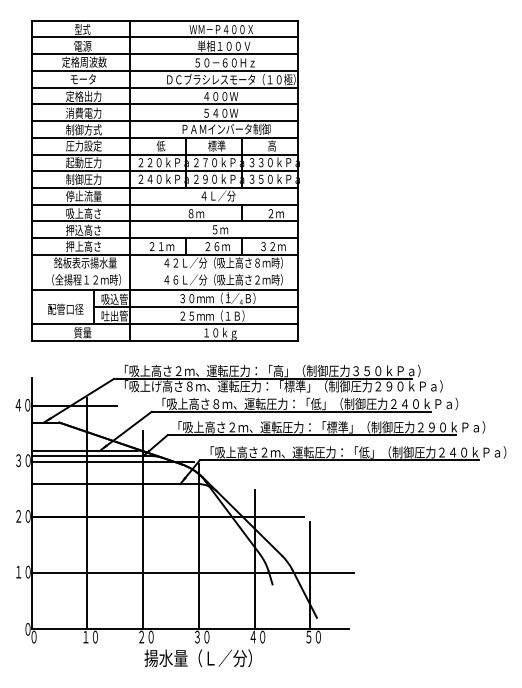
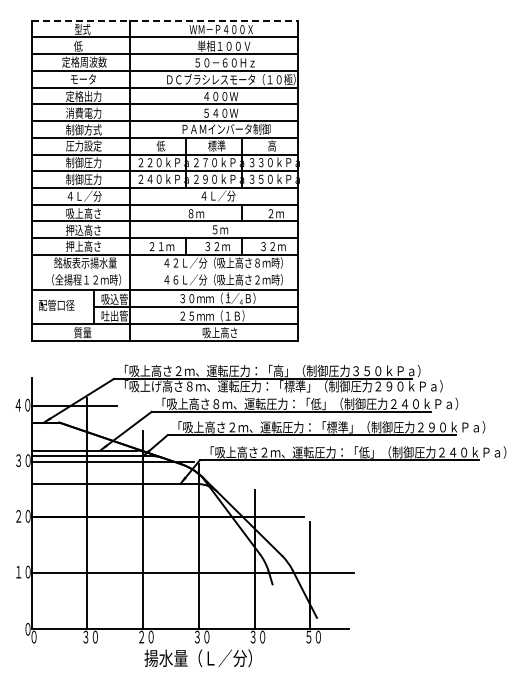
line: solid -> dashed (164, 20)
text: 電源 -> 低 (82, 45)
text: 起動圧力 -> 制御圧力 (74, 162)
text: 停止流量 -> ４Ｌ／分 (83, 195)
text: ２６ｍ -> ３２ｍ (212, 246)
text position: (65, 308) -> (56, 304) (56, 304)
text: １０ｋｇ -> 吸上高さ (219, 333)
text: １０ -> ３０ (85, 636)
text: ４０ -> ３０ (252, 636)
